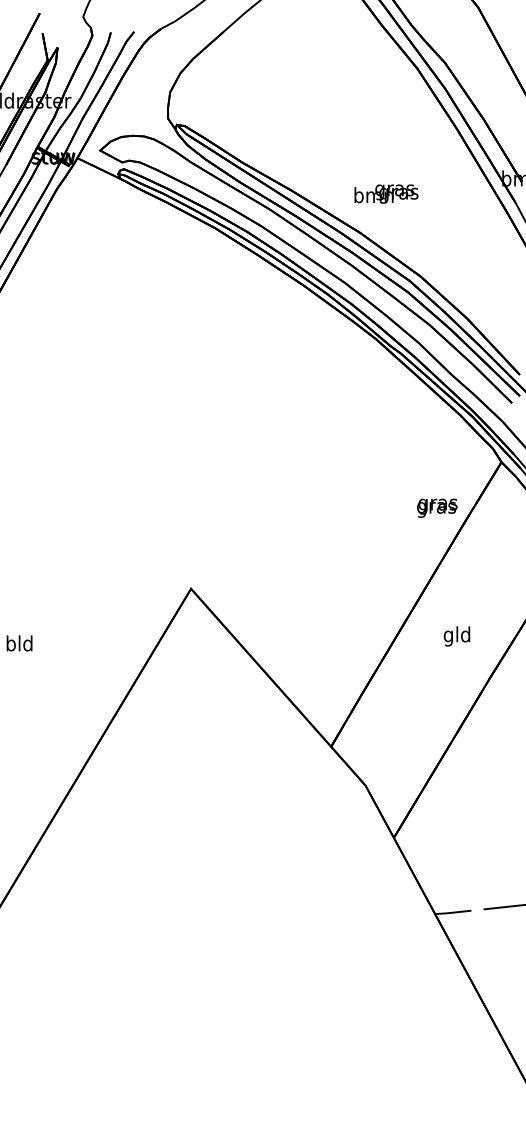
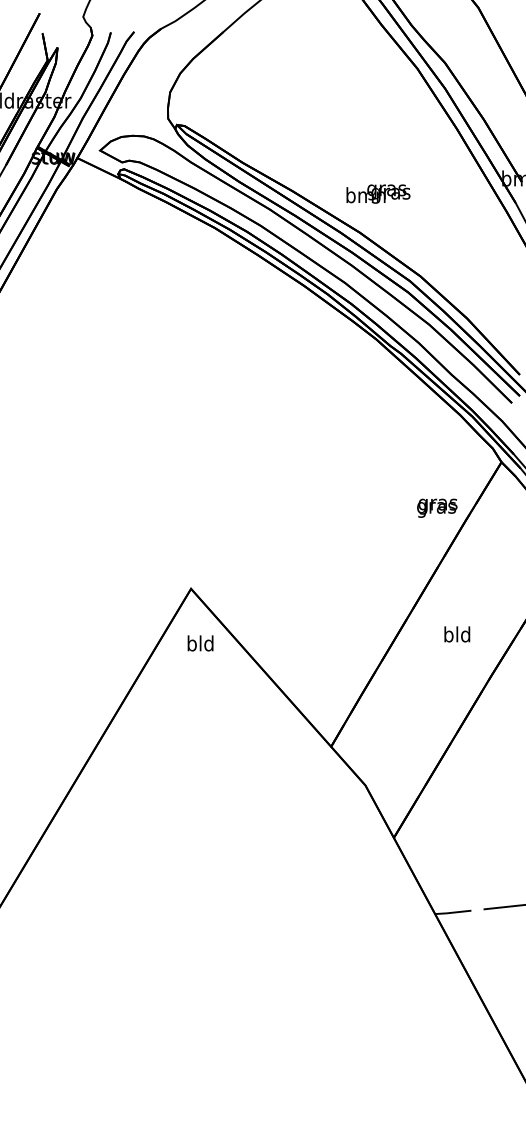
text position: (386, 193) -> (378, 193) (378, 193)
text: gld -> bld (448, 636)
text position: (19, 643) -> (200, 643) (200, 643)
